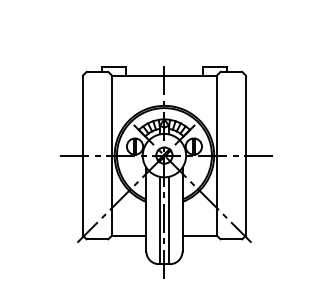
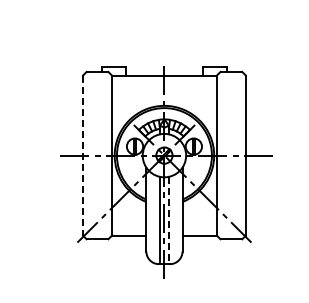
line: solid -> dashed (83, 156)
line: solid -> dashed (168, 220)
